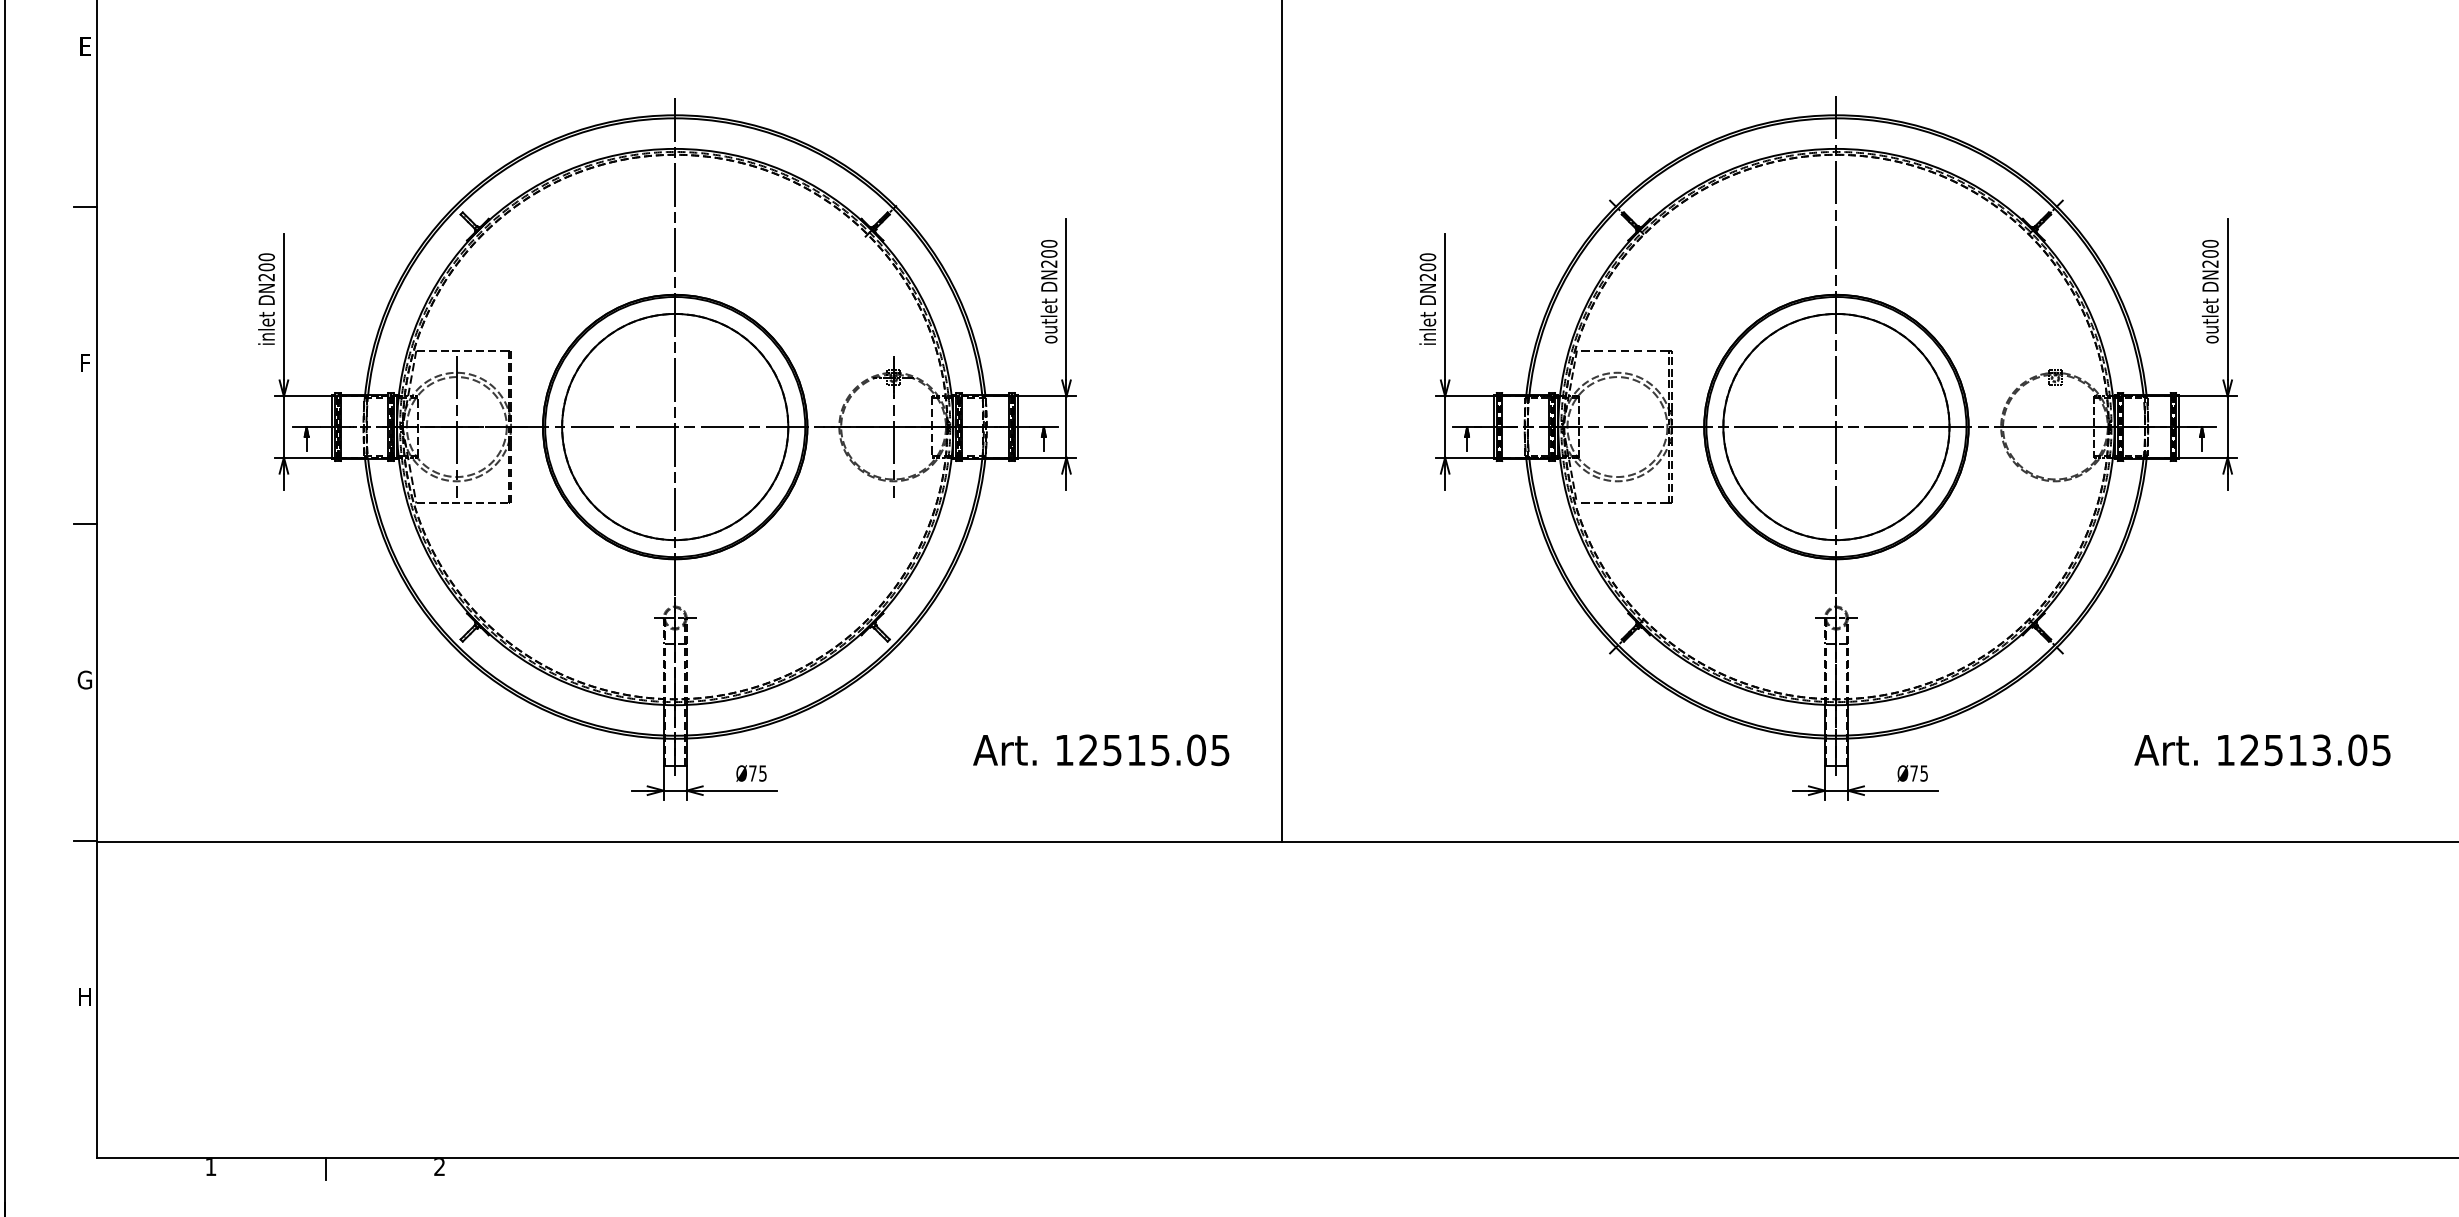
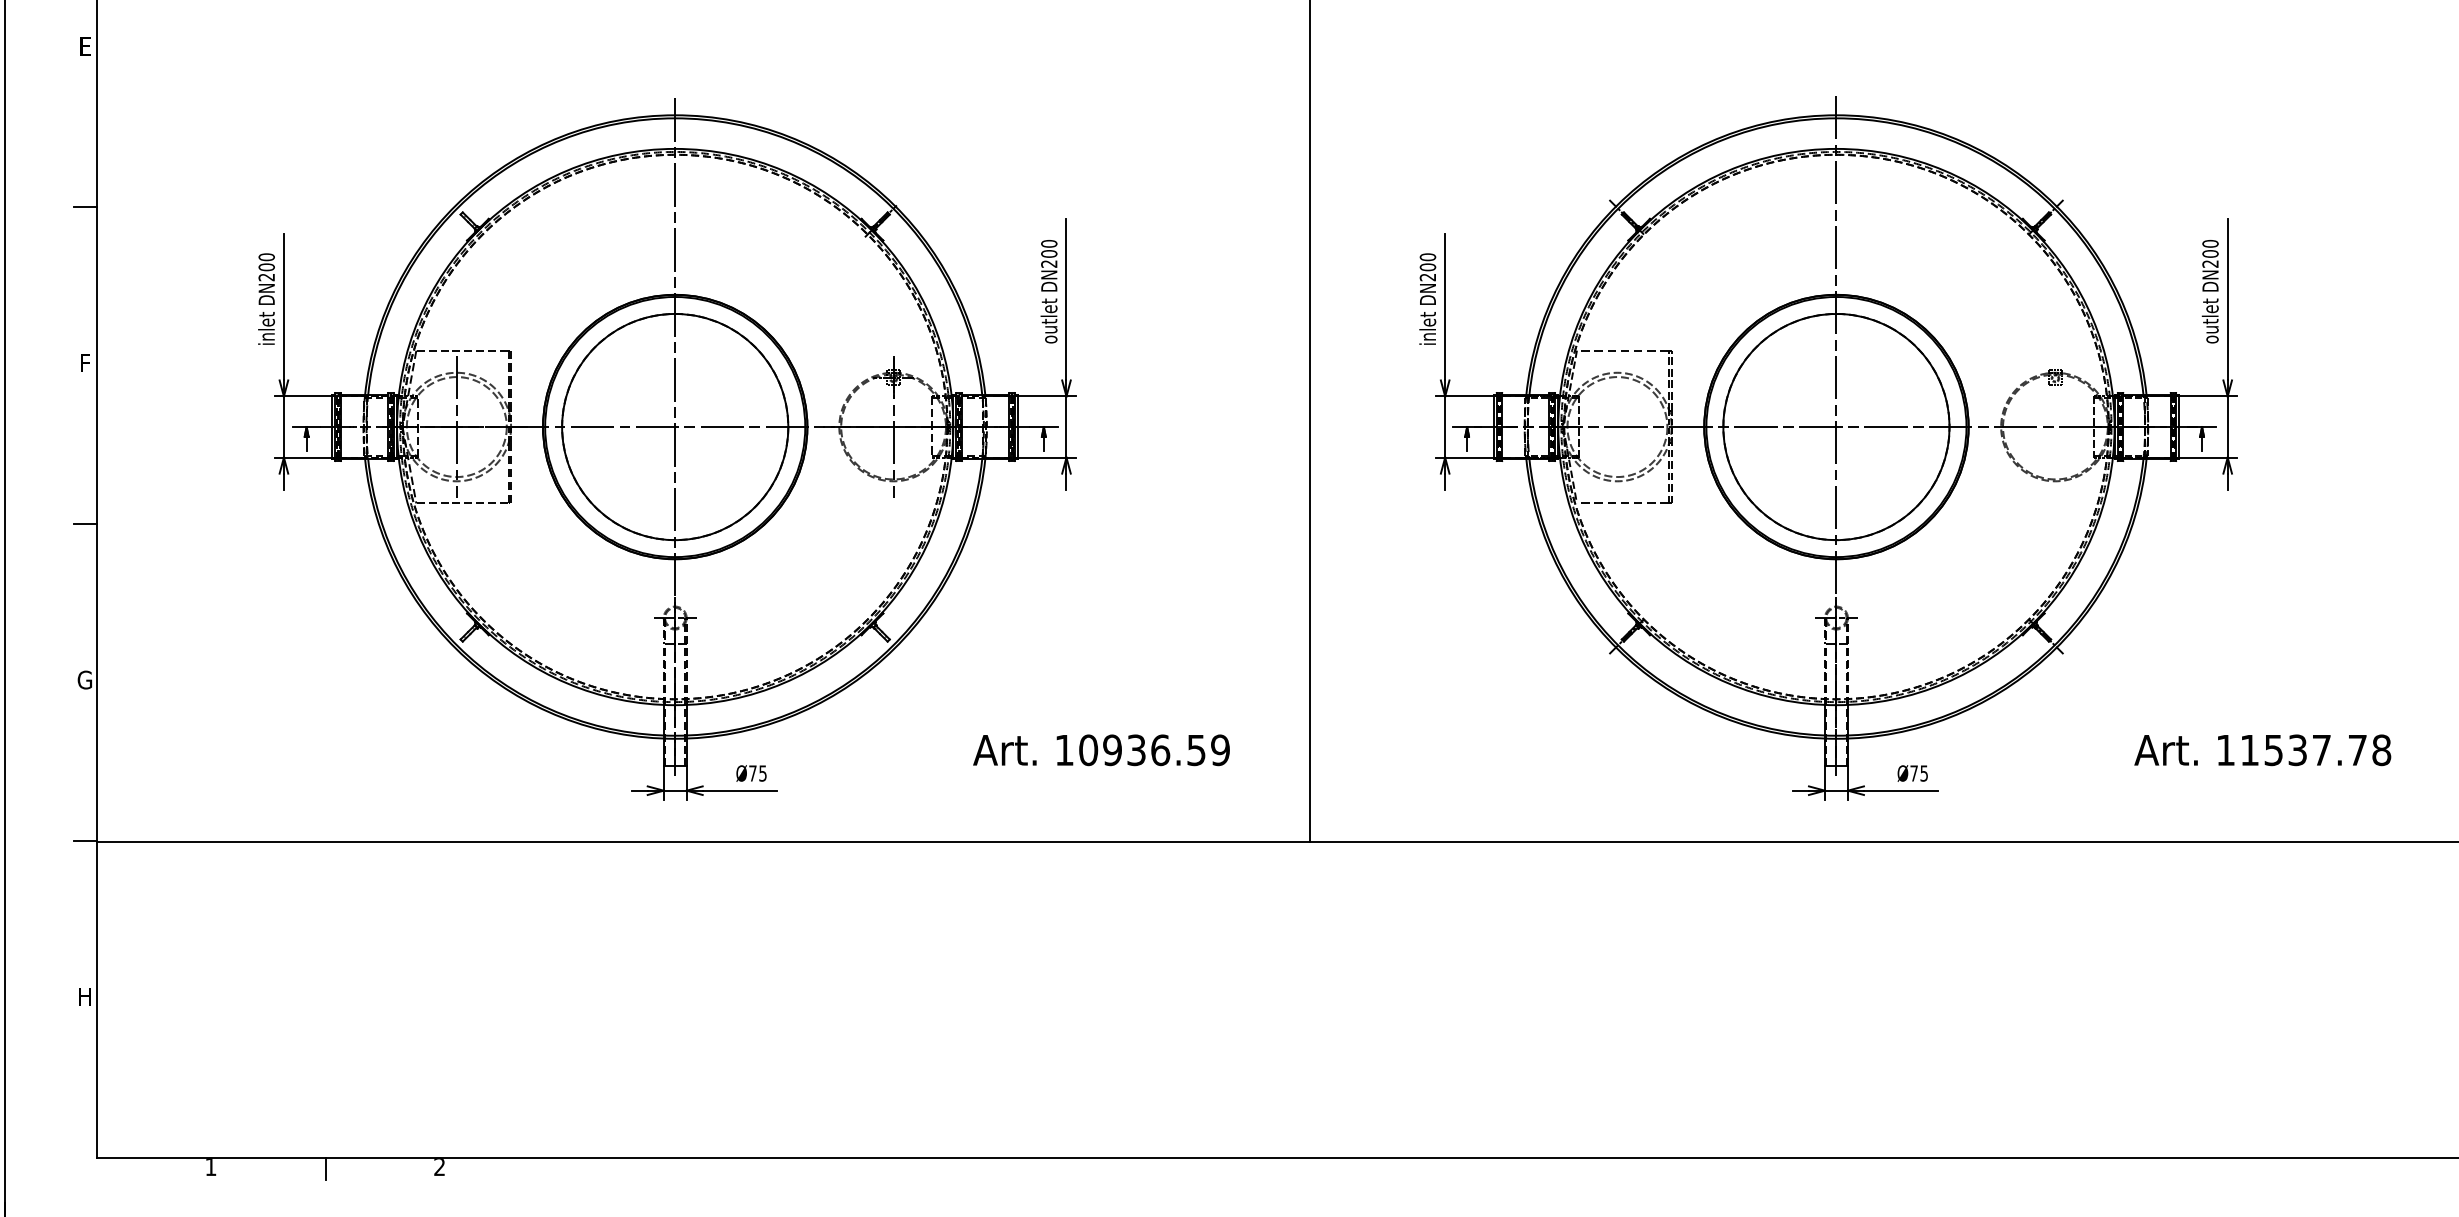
line position: (1282, 421) -> (1310, 421) (1310, 421)
text: 12515.05 -> 10936.59 (1154, 750)
text: 12513.05 -> 11537.78 (2315, 750)
